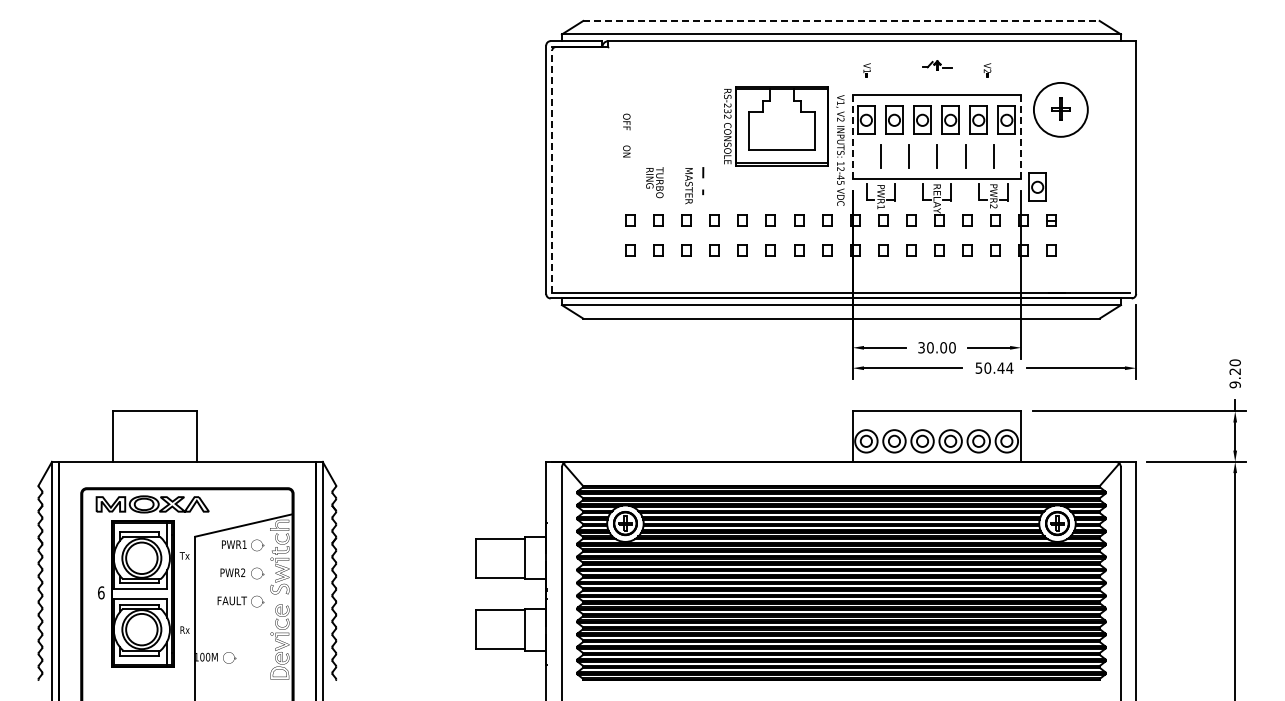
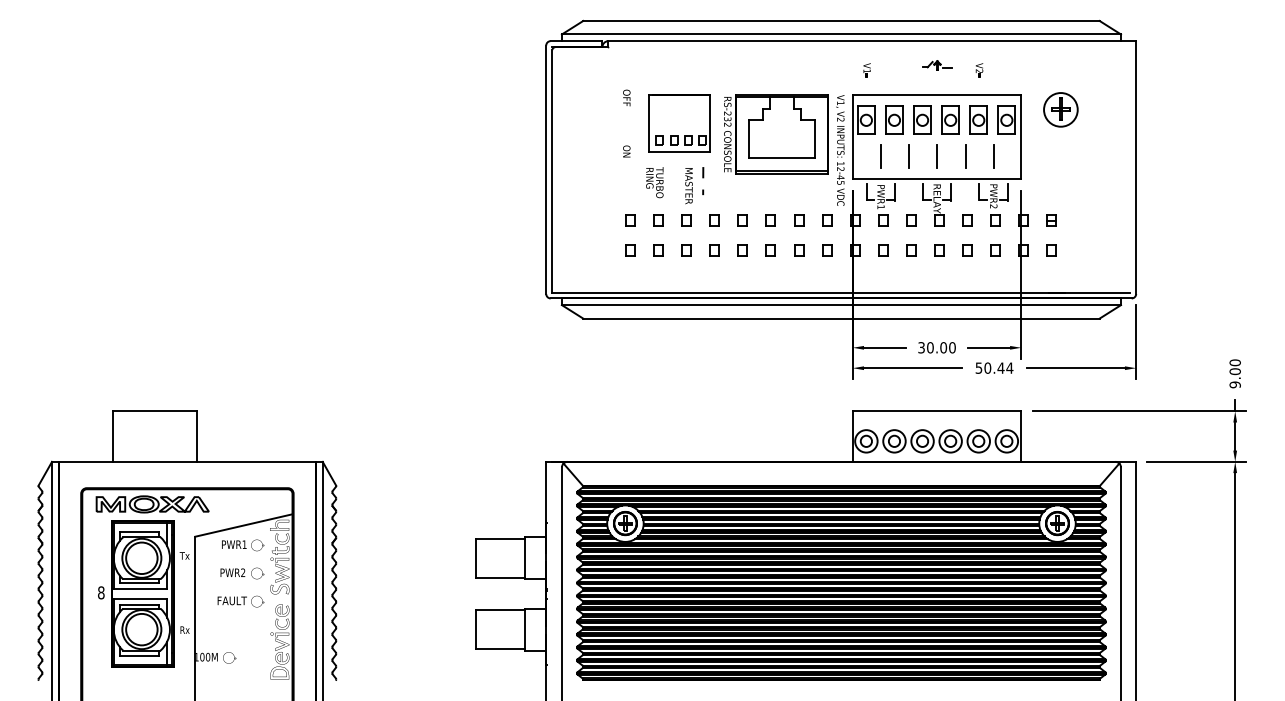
line: dashed -> solid (841, 20)
part position: (987, 70) -> (979, 70) (979, 70)
circle diameter: 54 px -> 34 px (1060, 109)
text position: (626, 121) -> (626, 97) (626, 97)
part: none -> present (679, 123)
part position: (776, 126) -> (776, 134) (776, 134)
line: dashed -> solid (1021, 136)
line: dashed -> solid (852, 137)
line: dashed -> solid (552, 170)
part: present -> none (1037, 186)
text: 9.20 -> 9.00 (1234, 371)
text: 6 -> 8 (101, 592)
